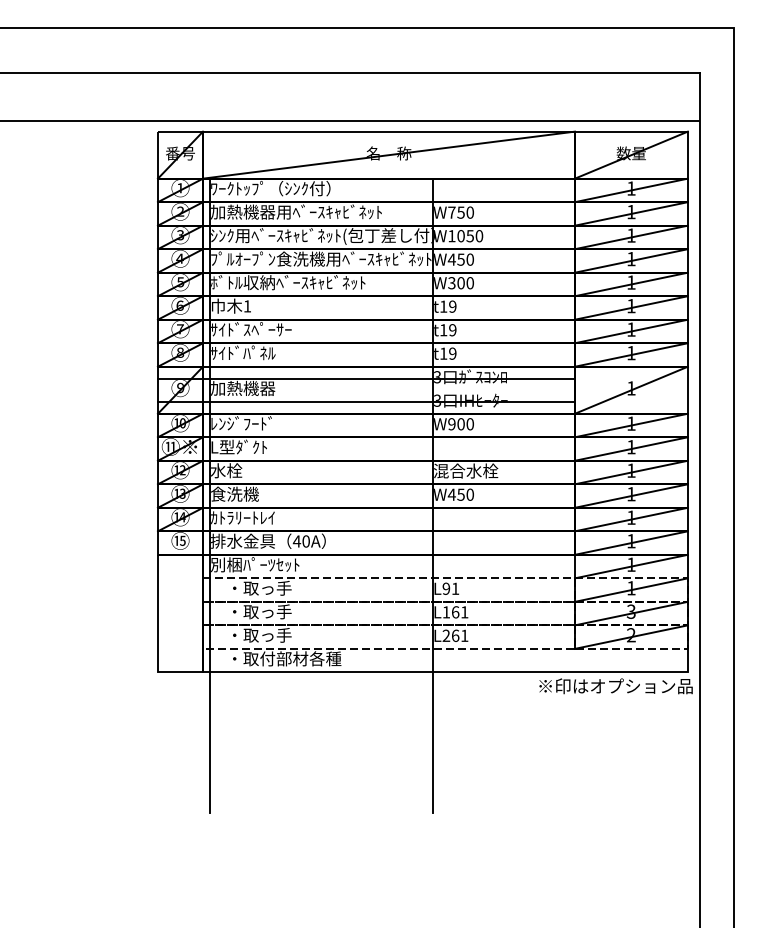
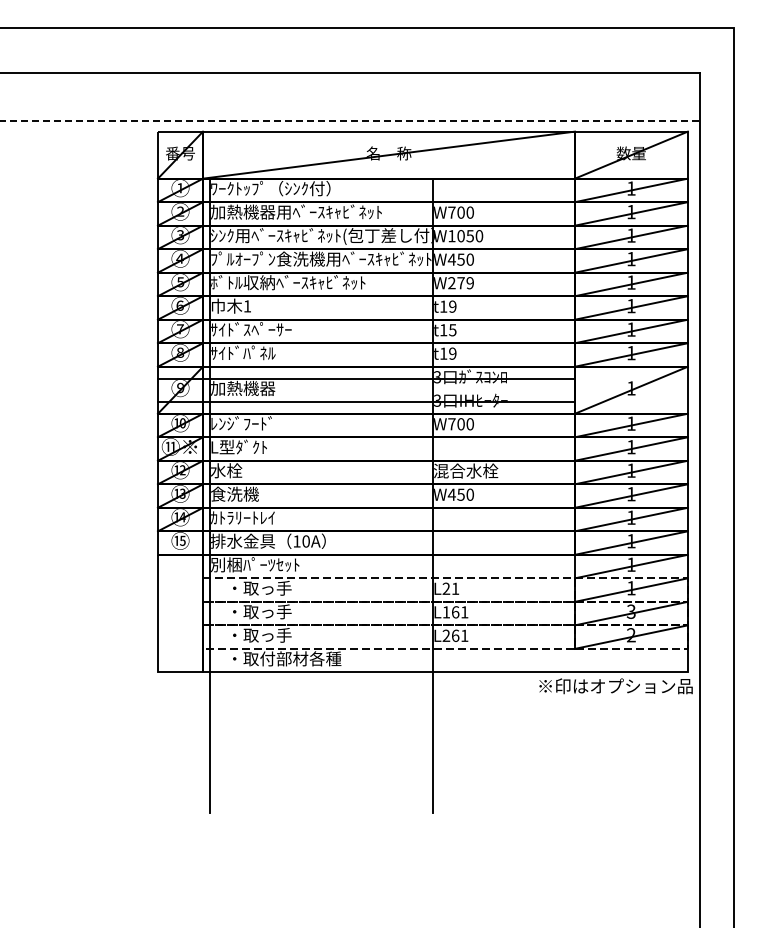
line: solid -> dashed (350, 120)
text: W750 -> W700 (460, 212)
text: W300 -> W279 (460, 283)
text: t19 -> t15 (452, 330)
text: W900 -> W700 (451, 424)
text: 40A -> 10A (296, 541)
text: L91 -> L21 (446, 588)
